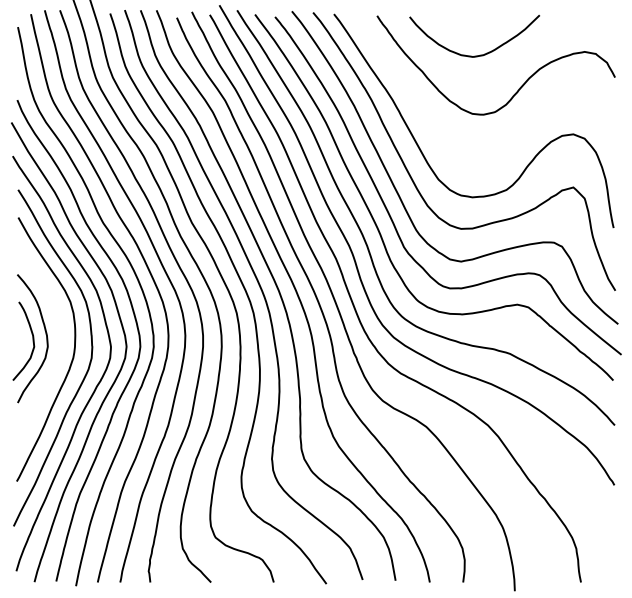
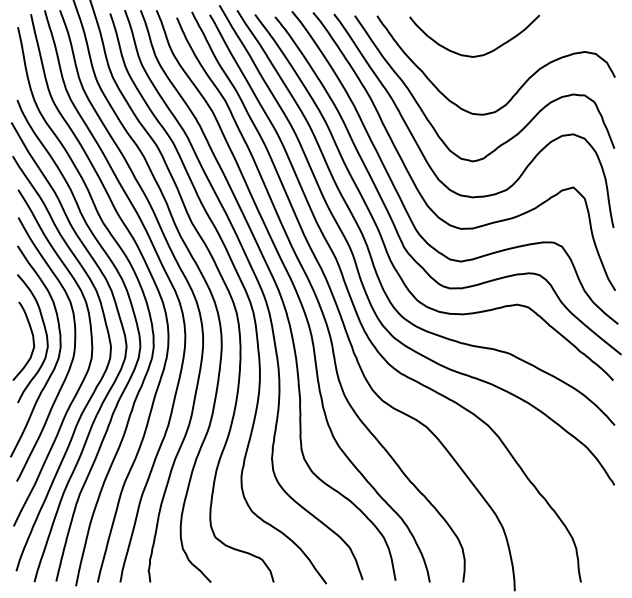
curve: none -> present (523, 127)
curve: none -> present (57, 357)
